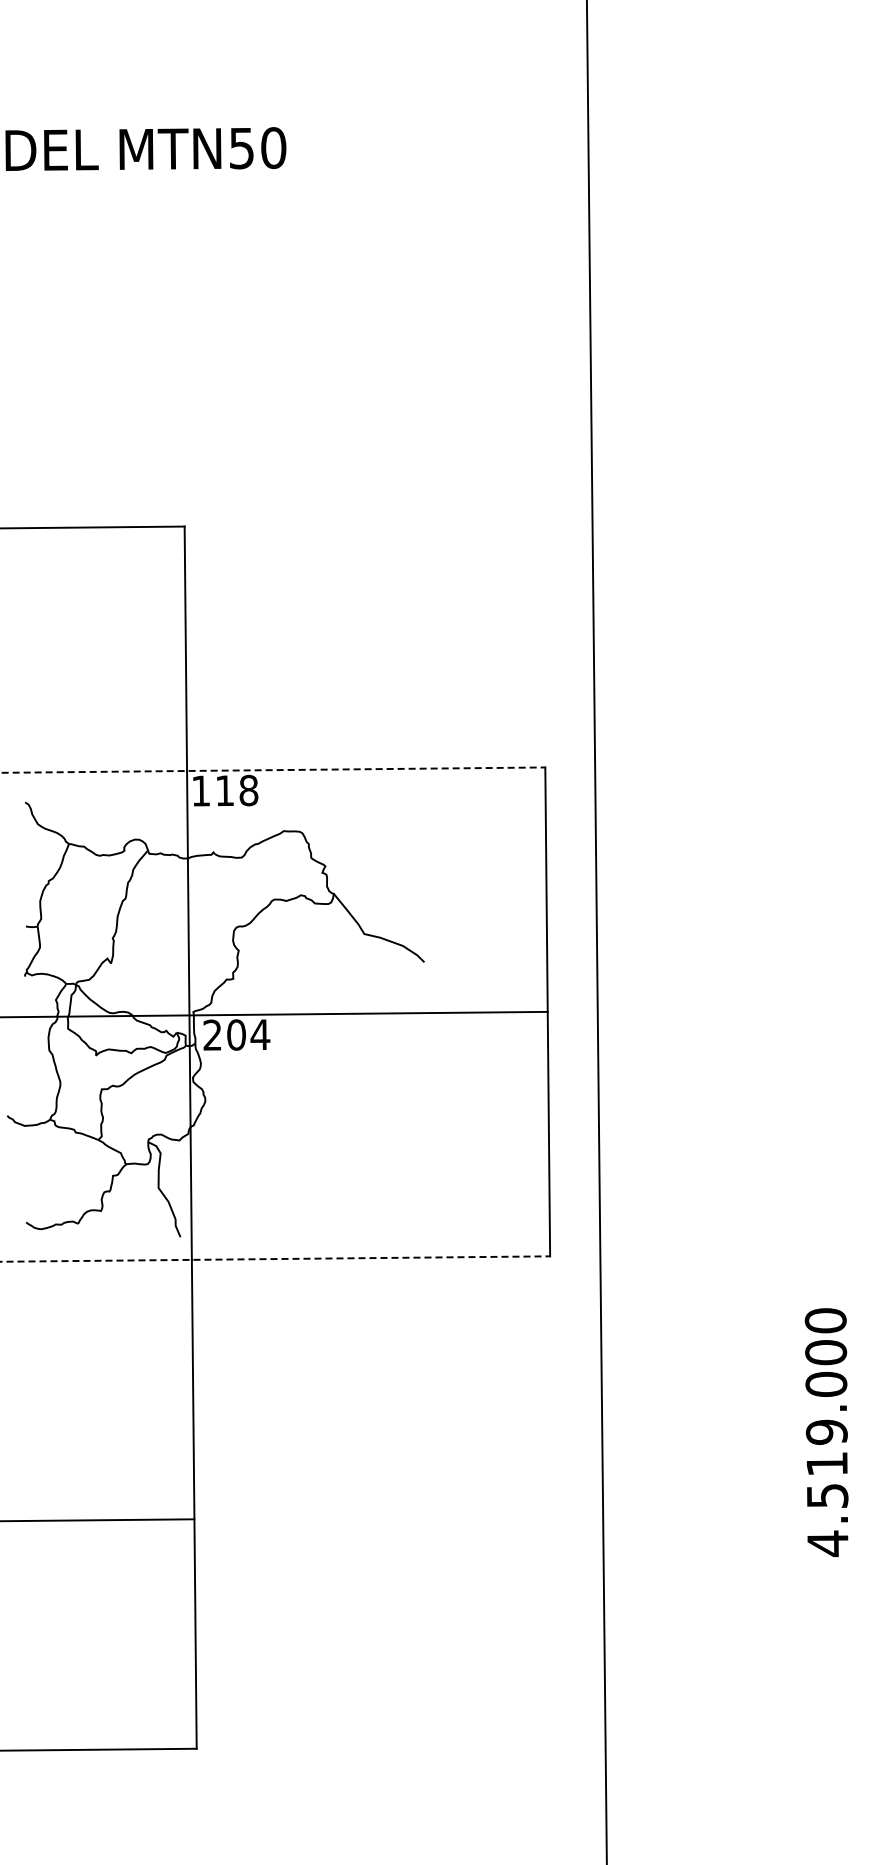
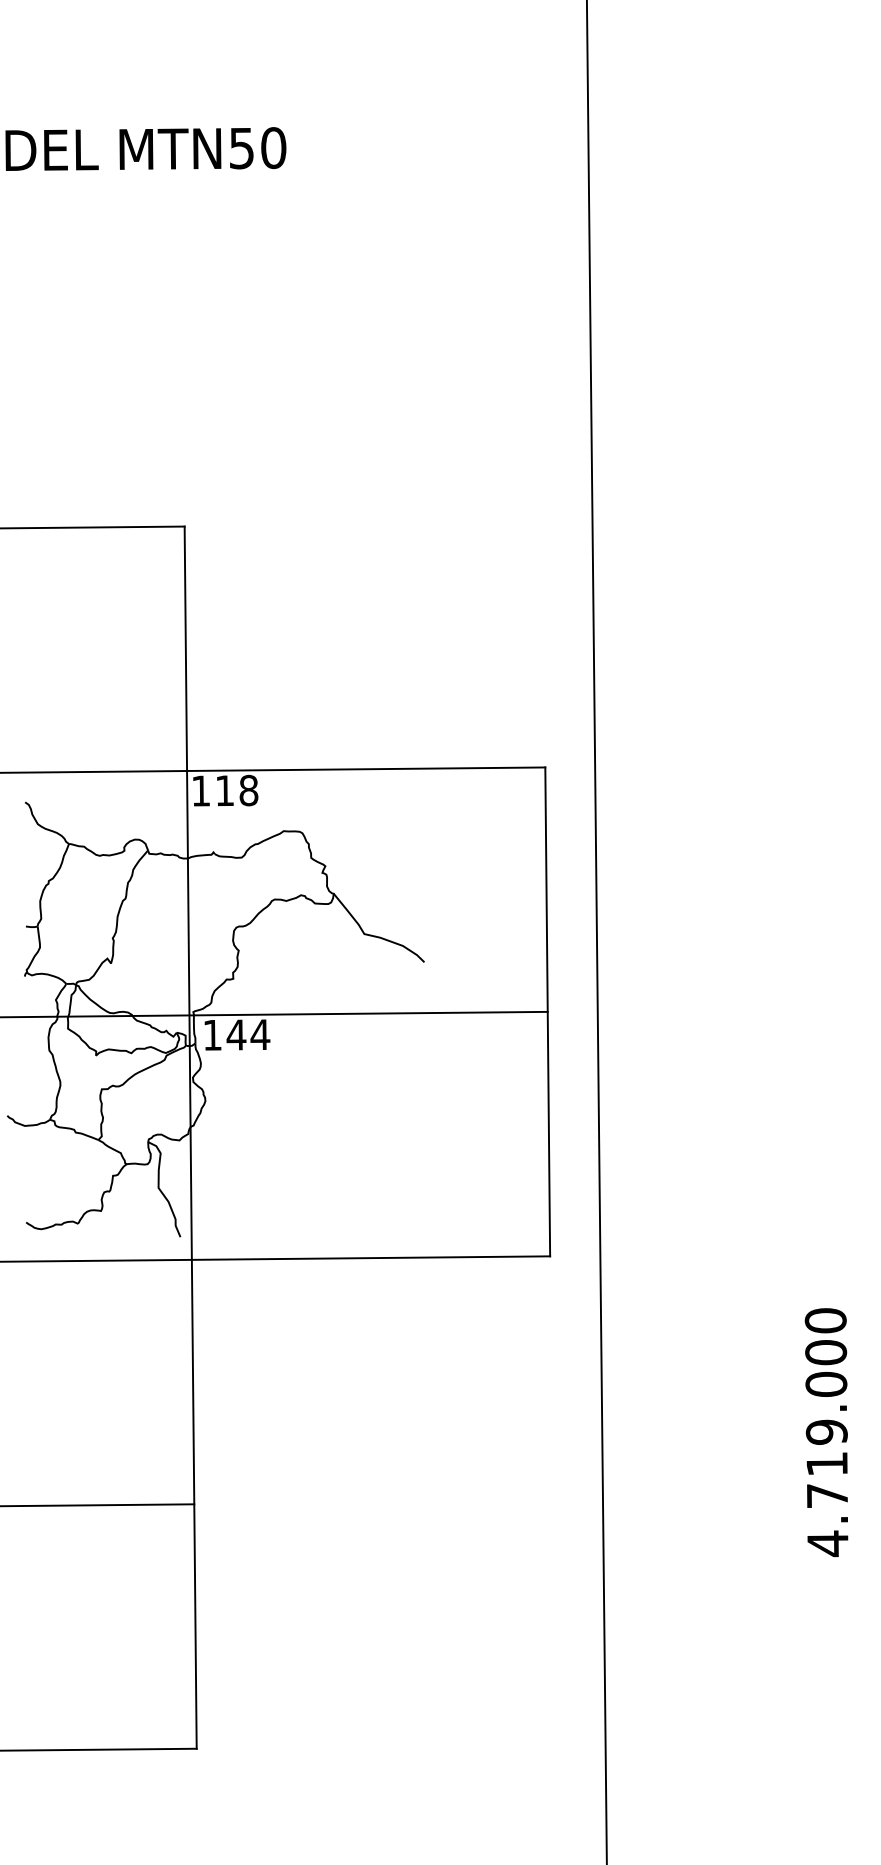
line: dashed -> solid (273, 770)
text: 204 -> 144 (224, 1034)
line: dashed -> solid (275, 1259)
text: 4.519.000 -> 4.719.000 (827, 1495)
line position: (98, 1520) -> (98, 1505) (98, 1505)
